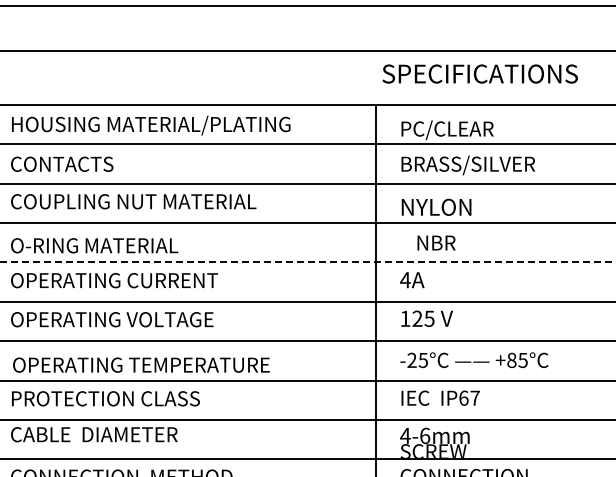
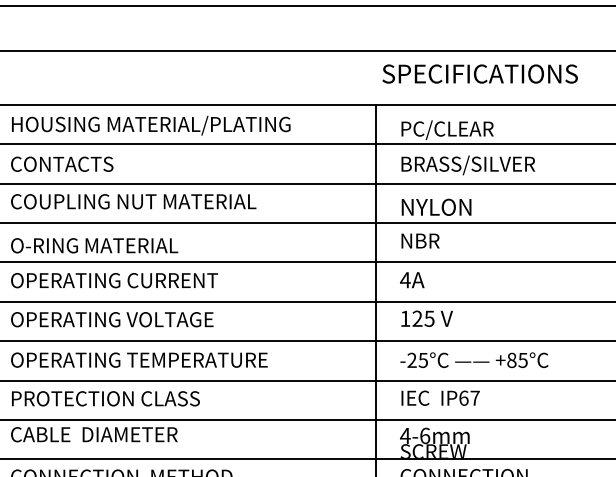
text position: (436, 242) -> (420, 240) (420, 240)
line: dashed -> solid (308, 262)
text position: (141, 364) -> (139, 359) (139, 359)
